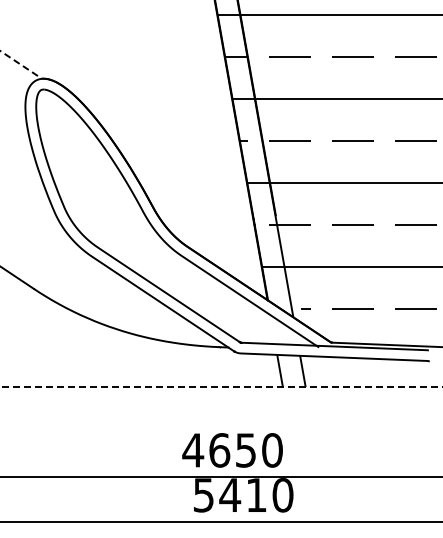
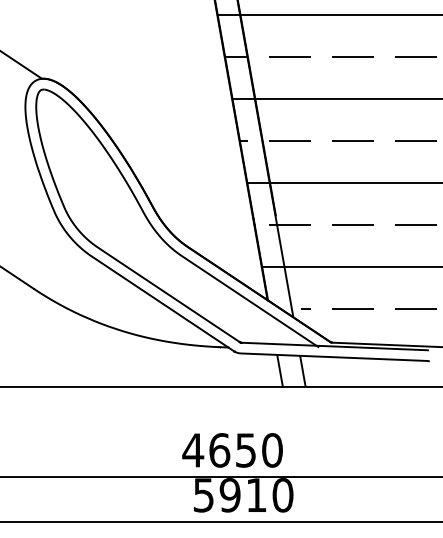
line: dashed -> solid (21, 64)
line: dashed -> solid (221, 387)
text: 5410 -> 5910 (230, 495)
